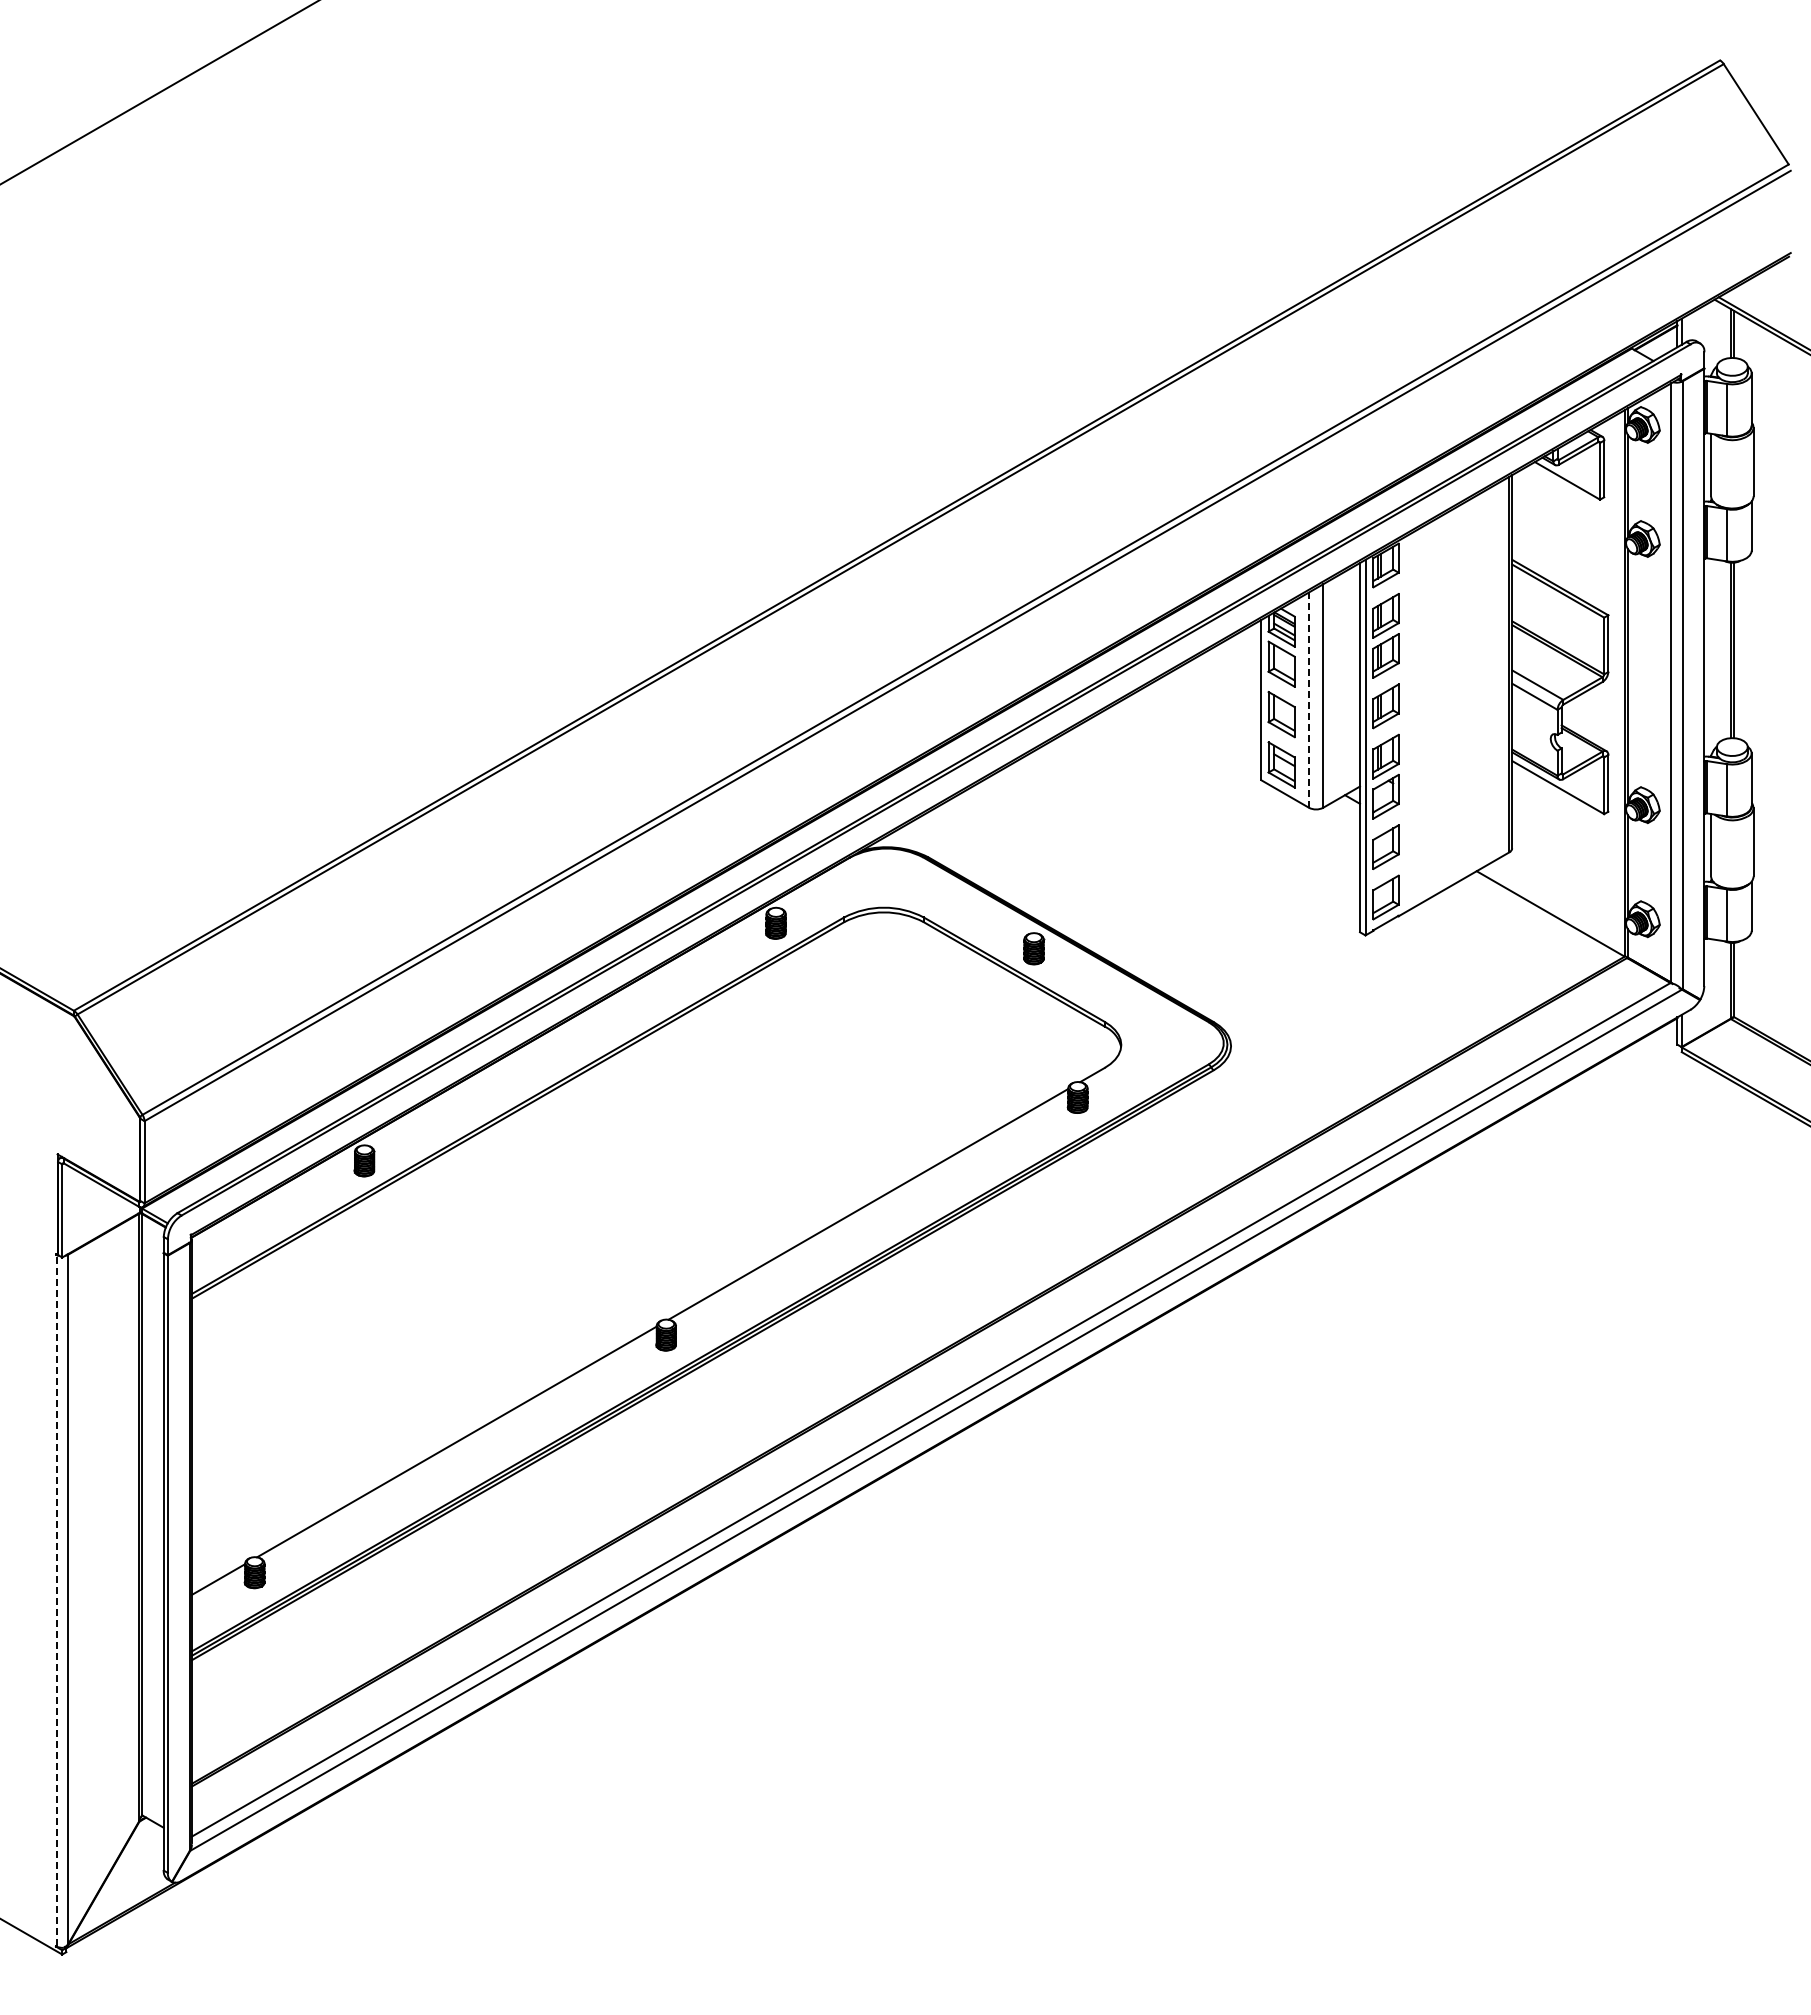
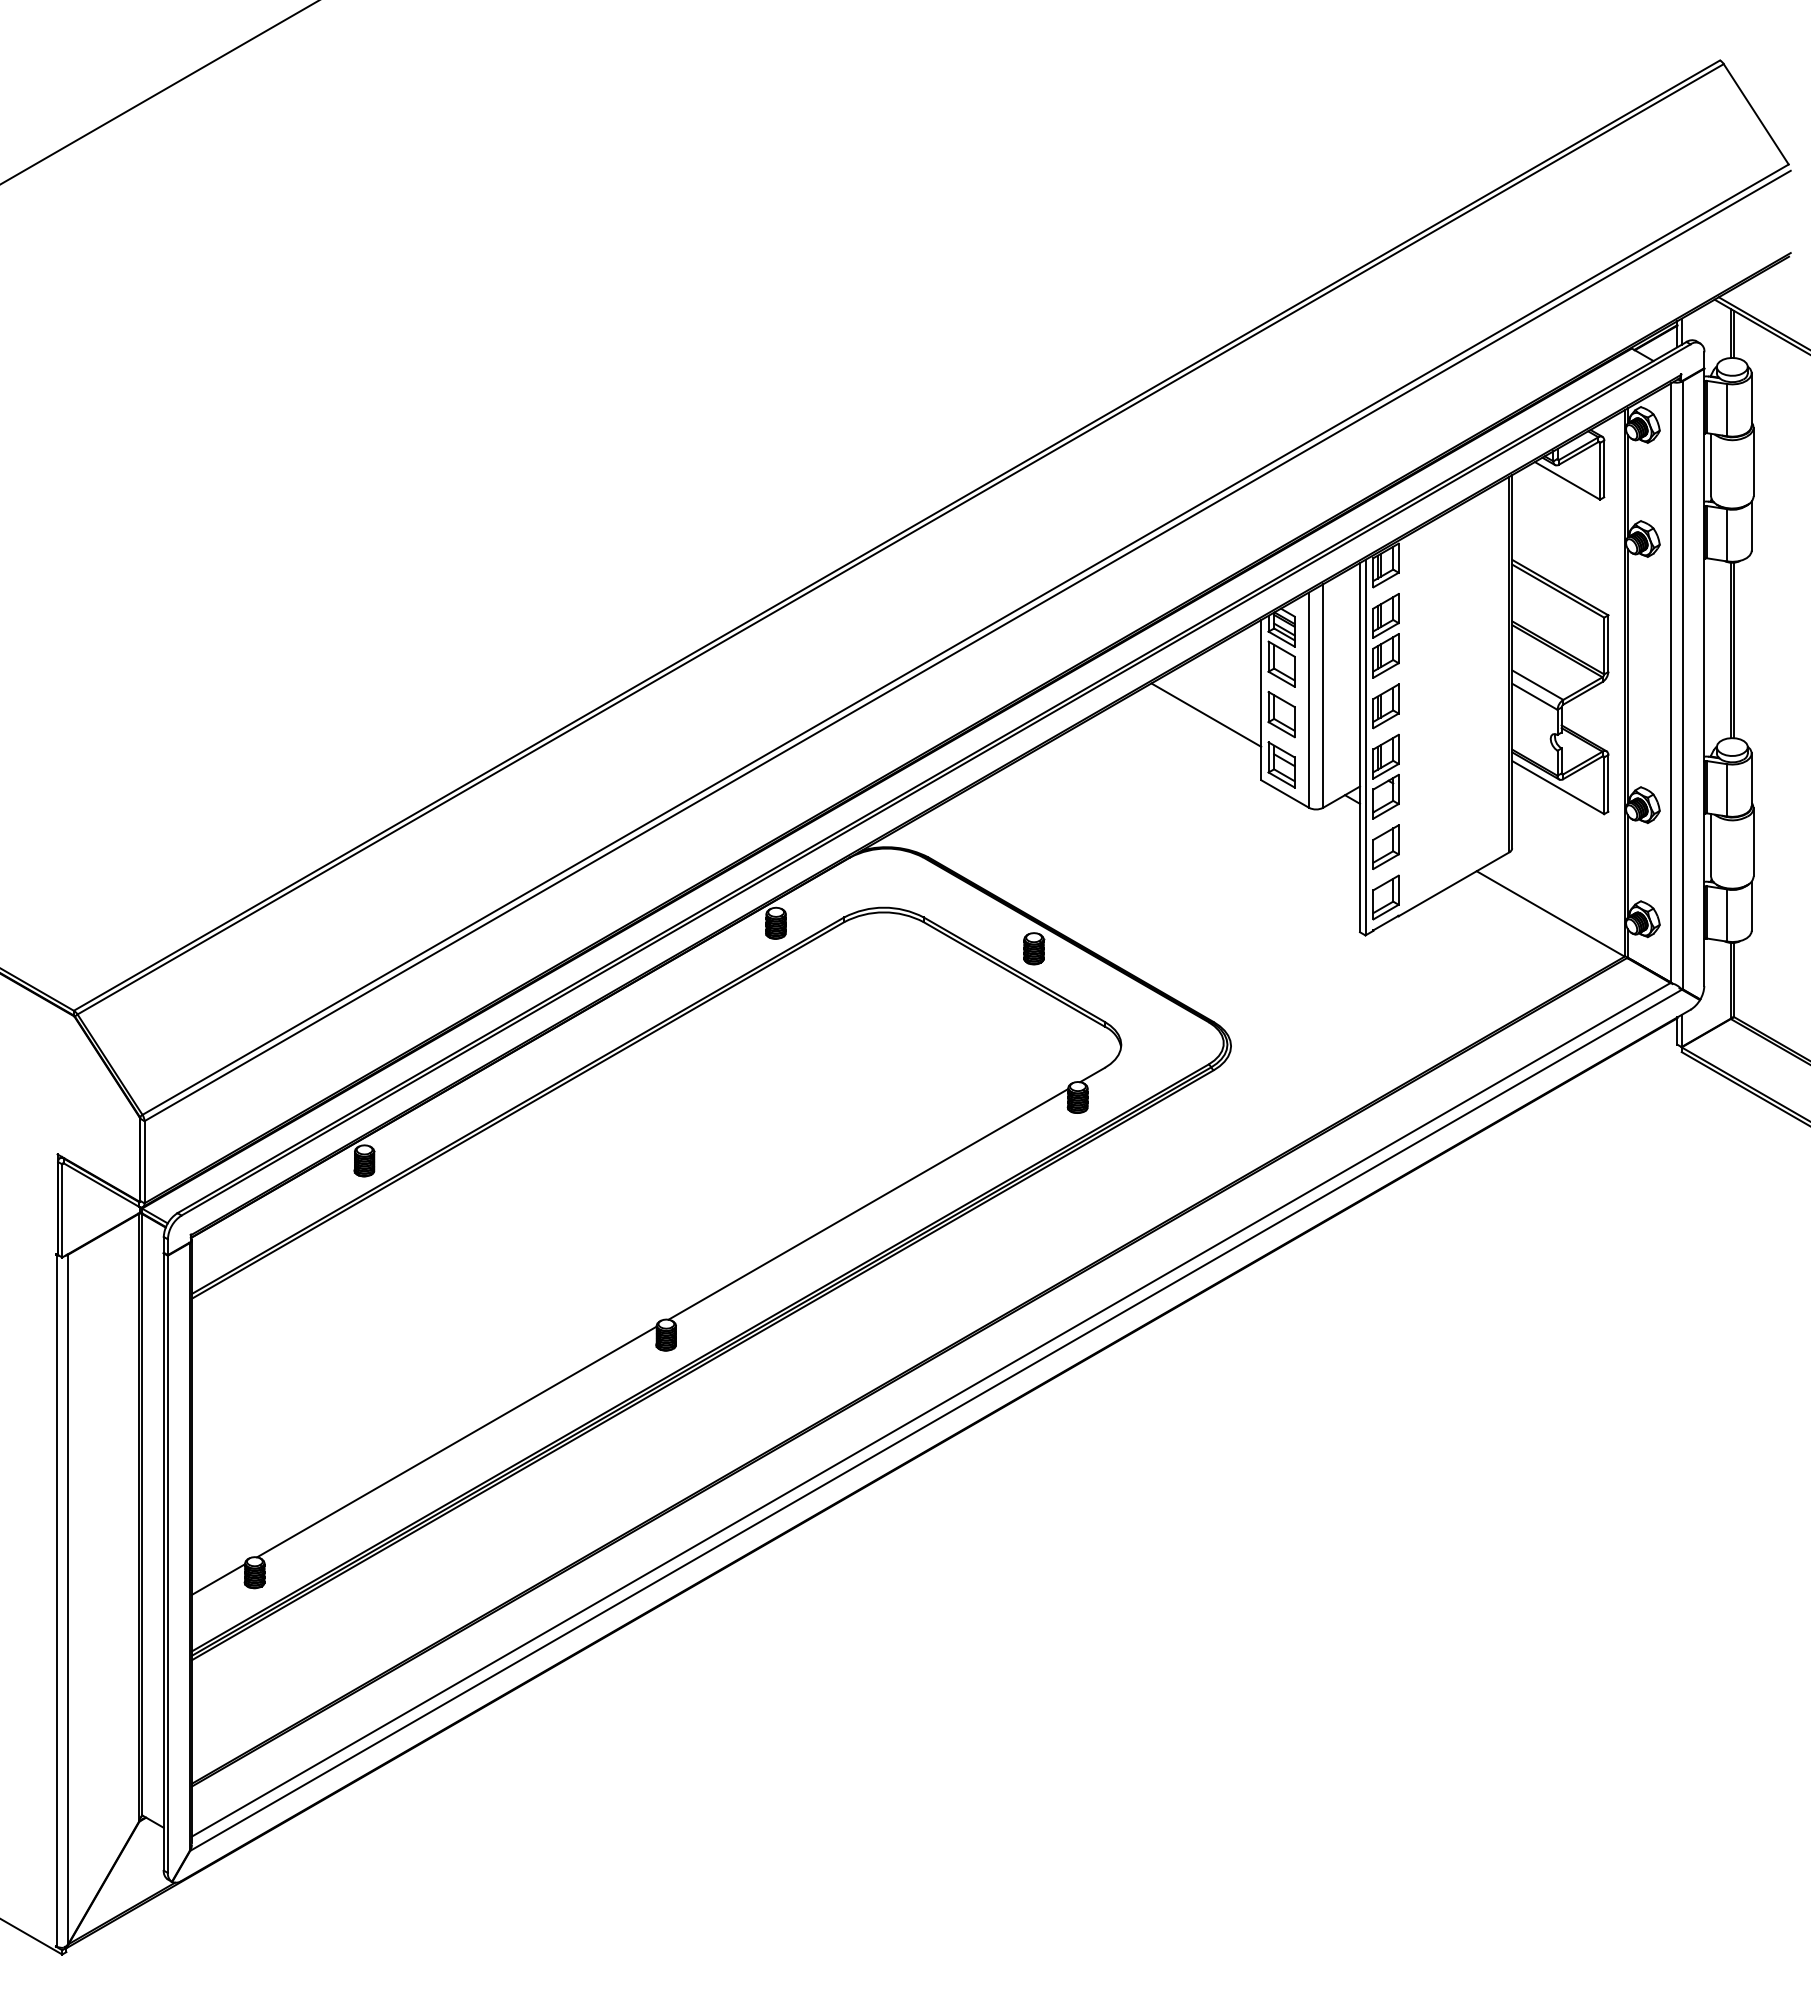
line: dashed -> solid (1308, 700)
line: none -> present (1206, 714)
line: dashed -> solid (56, 1600)
